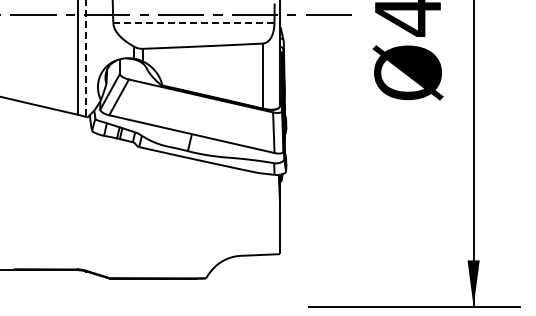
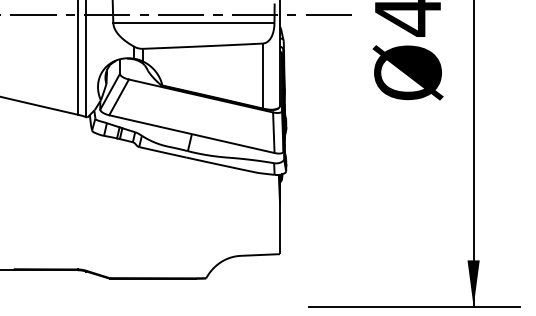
line: dashed -> solid (193, 22)
line: dashed -> solid (86, 59)
